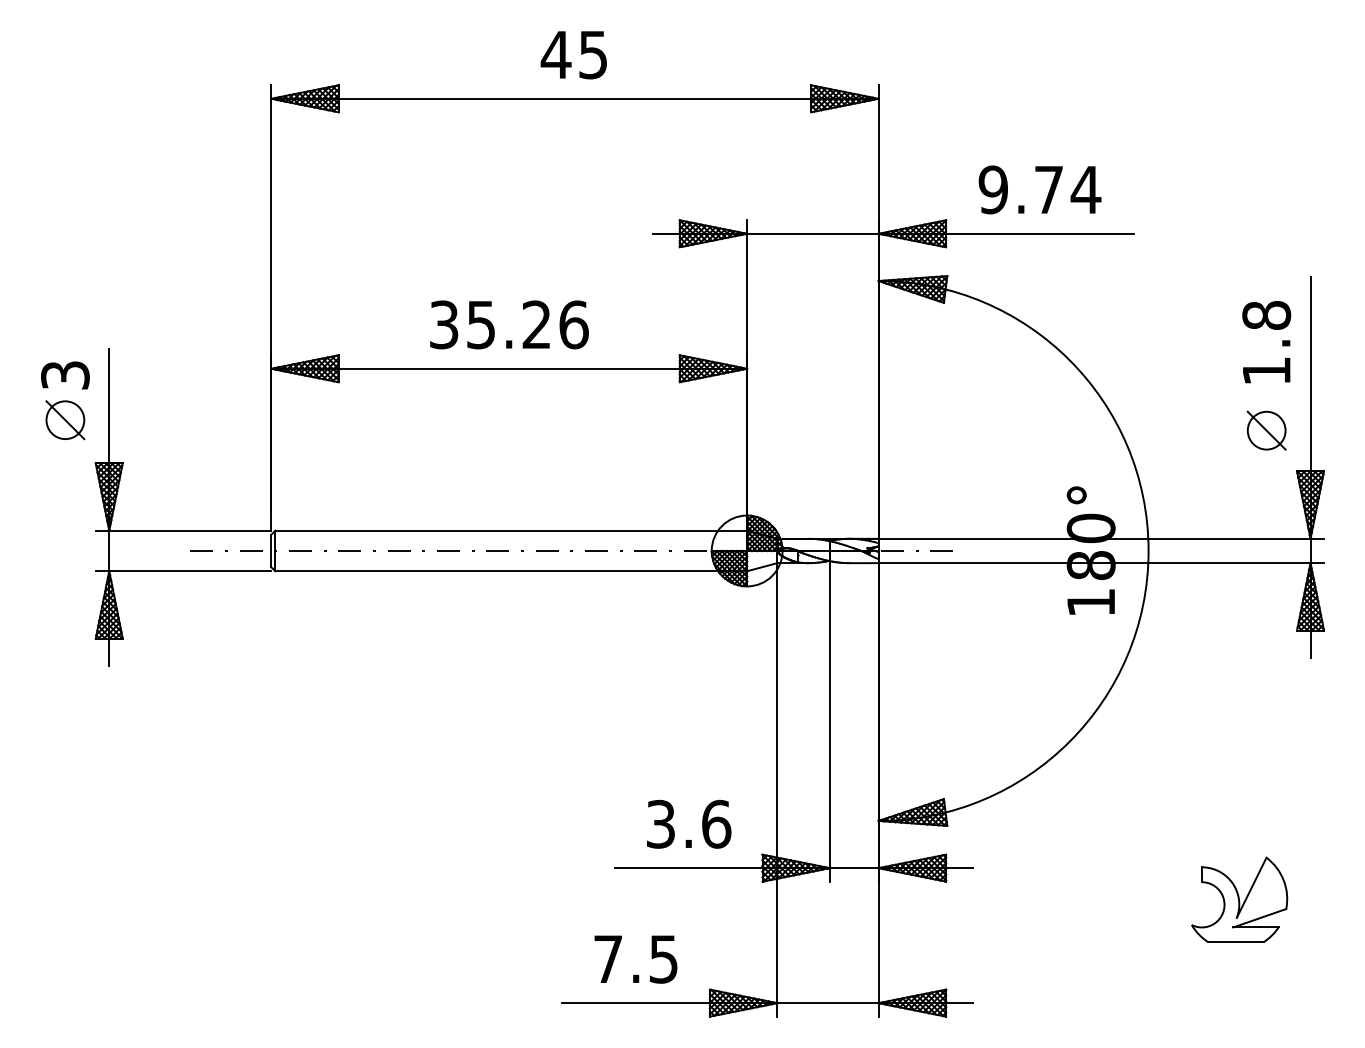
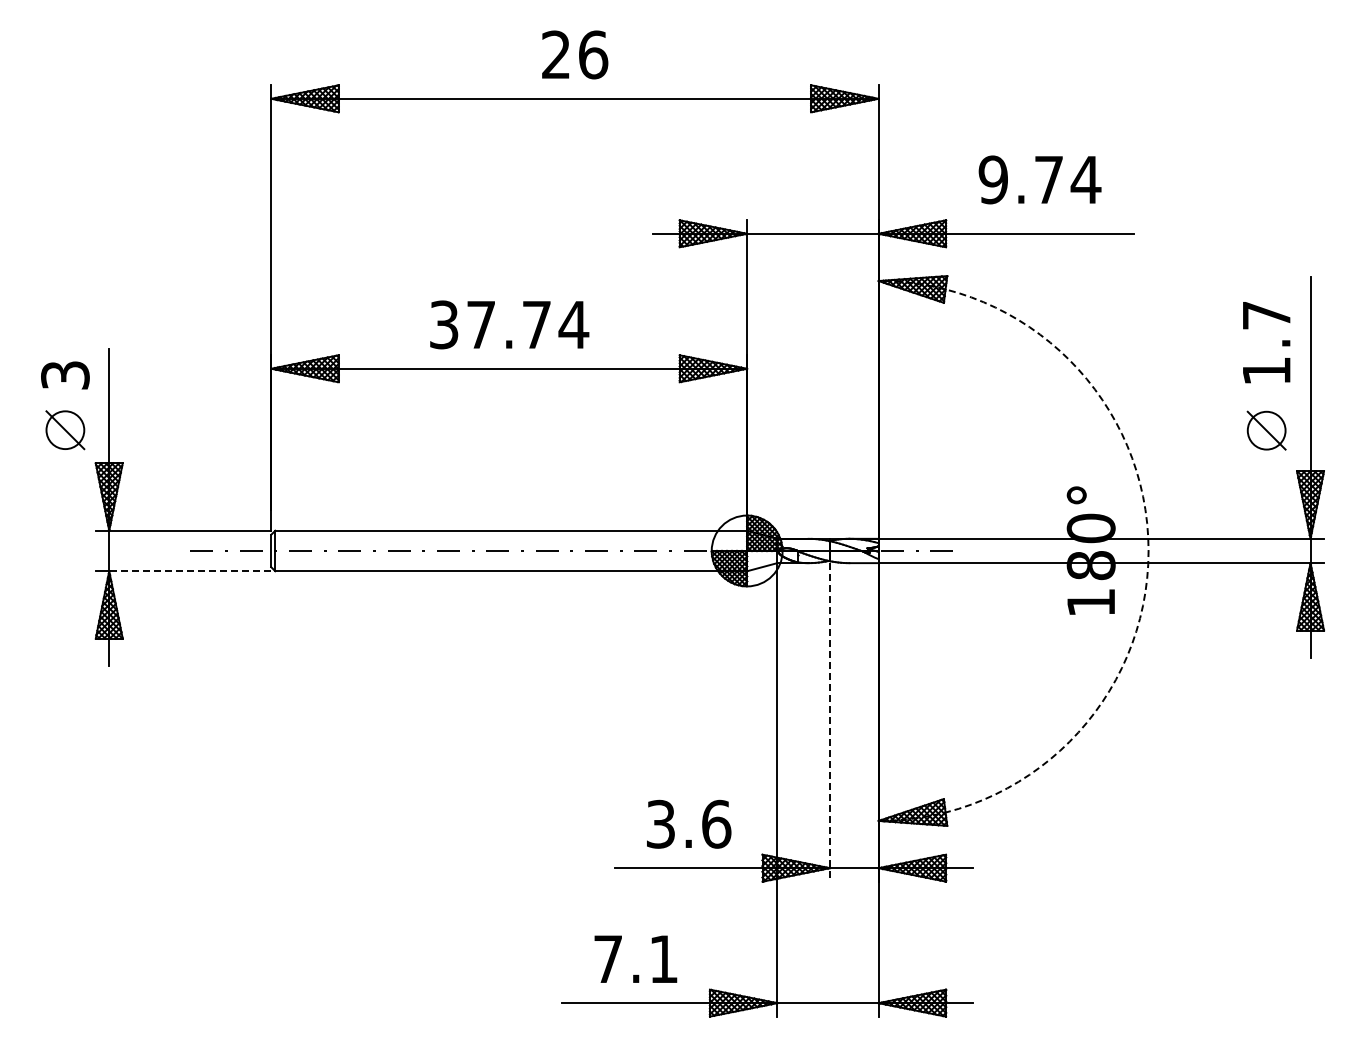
text: 45 -> 26 (574, 54)
text position: (1039, 189) -> (1039, 179) (1039, 179)
text: 1.8 -> 1.7 (1266, 315)
text: 35.26 -> 37.74 (528, 324)
part position: (65, 420) -> (65, 430) (65, 430)
arc: solid -> dashed (1148, 550)
line: solid -> dashed (190, 571)
line: solid -> dashed (830, 722)
part: present -> none (1239, 899)
text: 7.5 -> 7.1 (663, 959)
